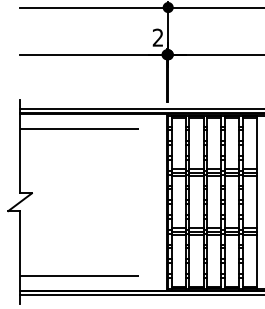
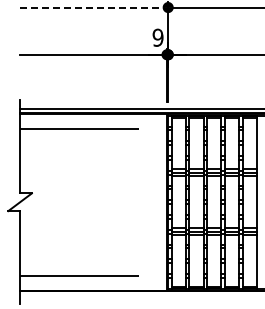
line: solid -> dashed (94, 7)
text: 2 -> 9 (157, 37)
line: present -> none (140, 295)
